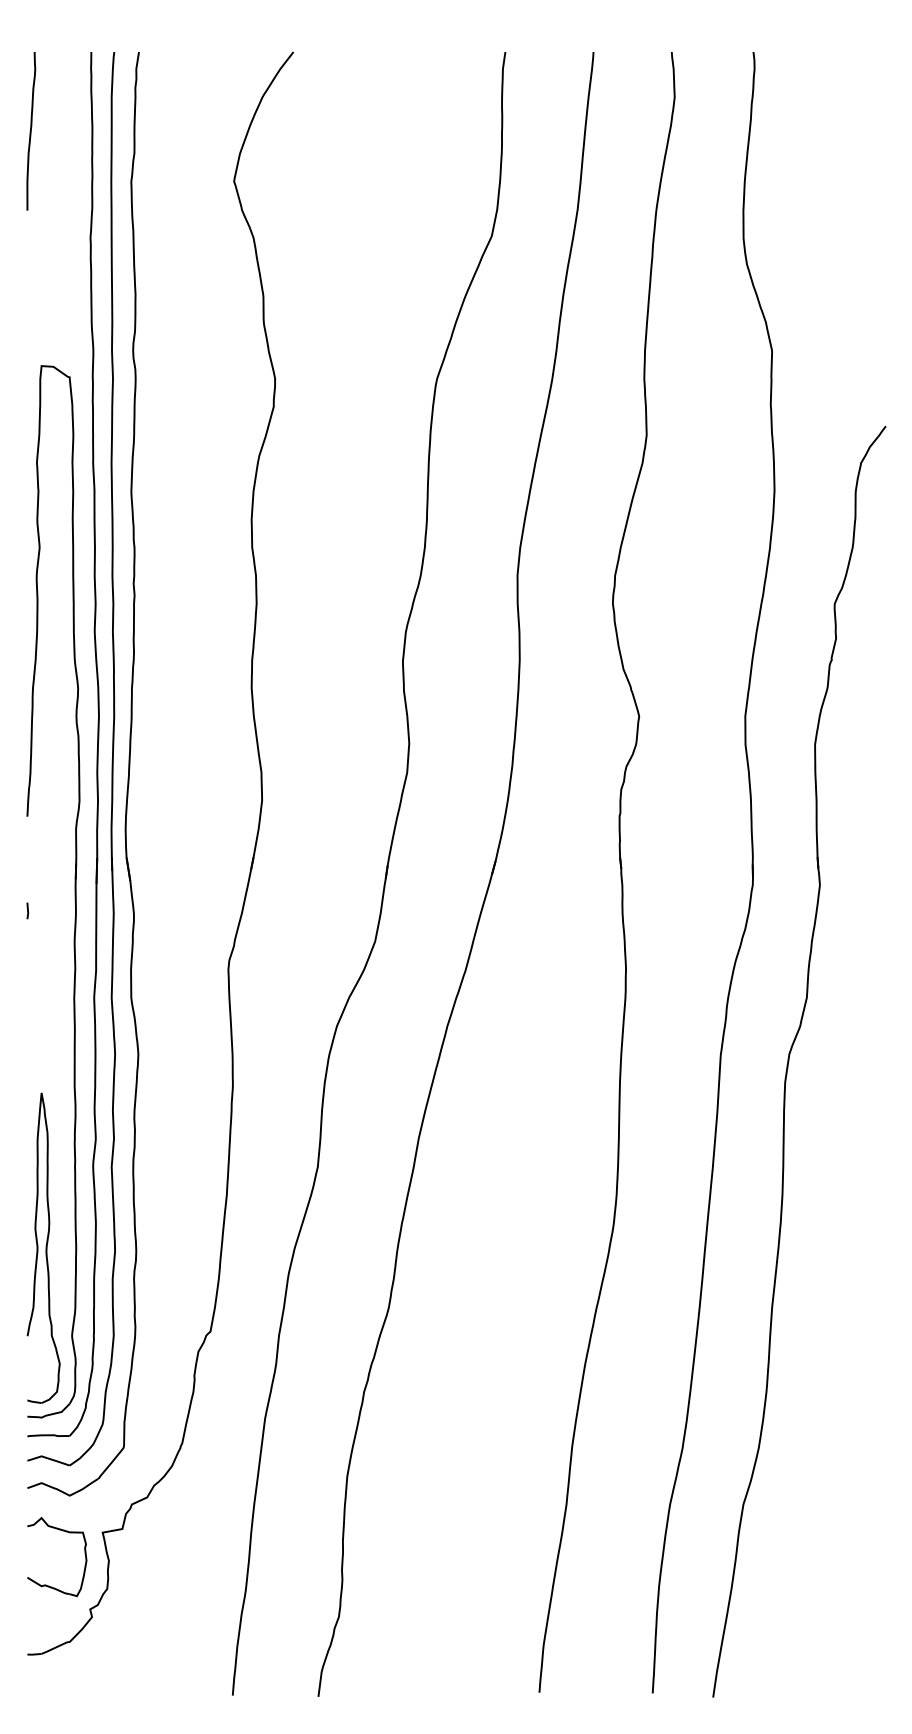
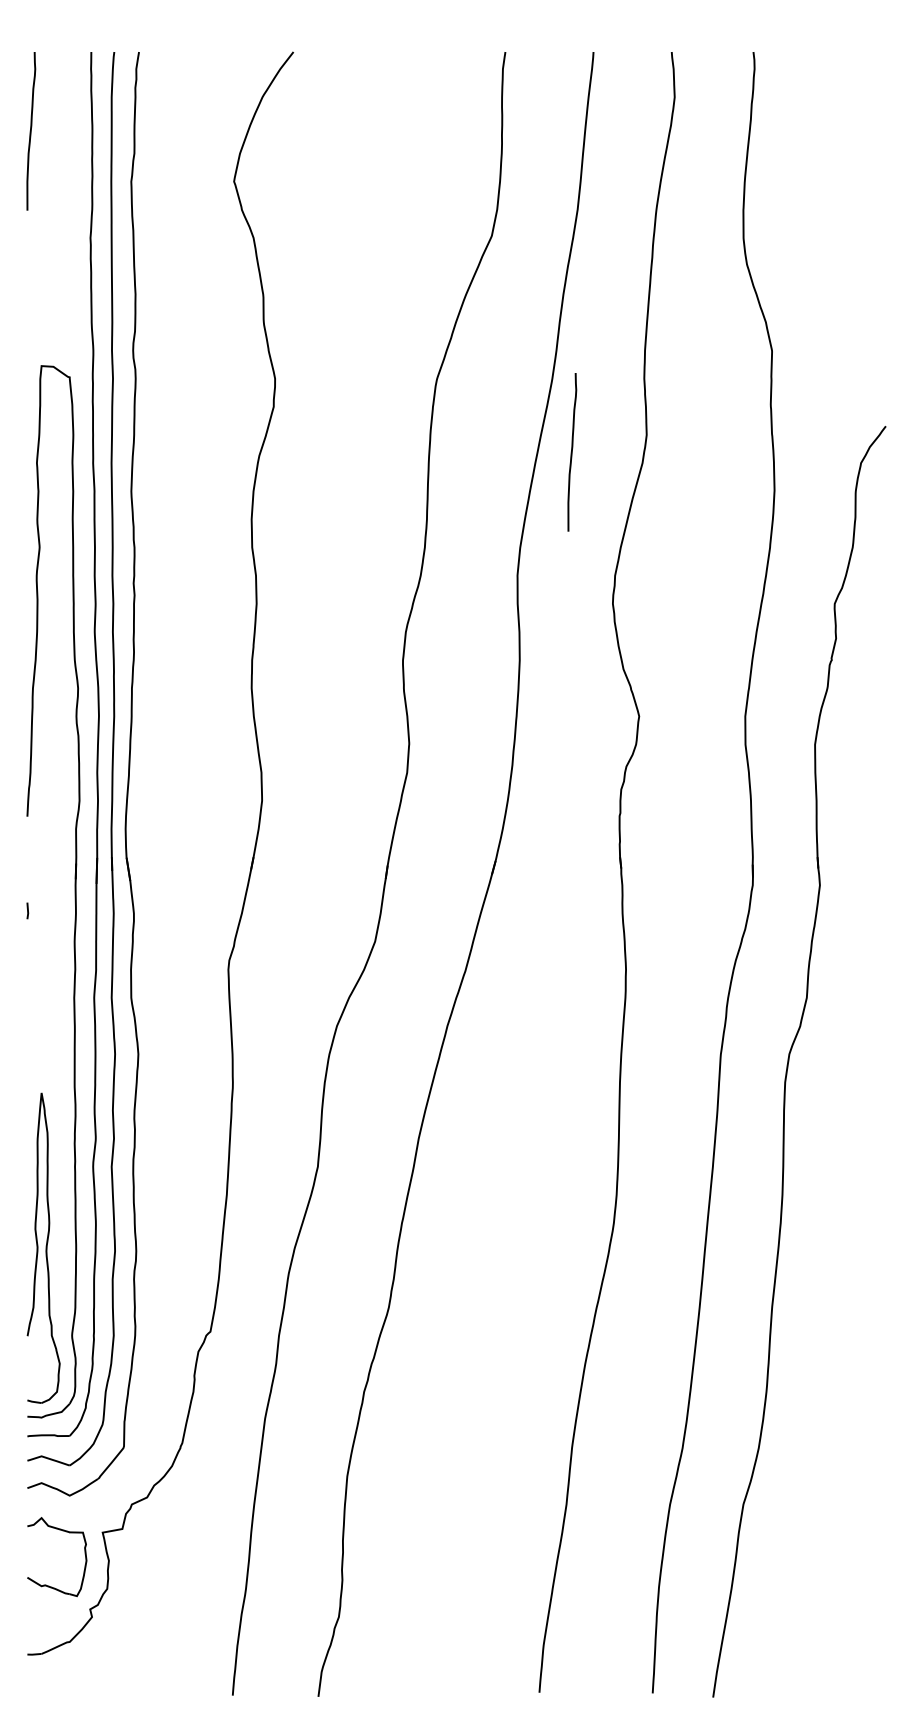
curve: none -> present (572, 452)
